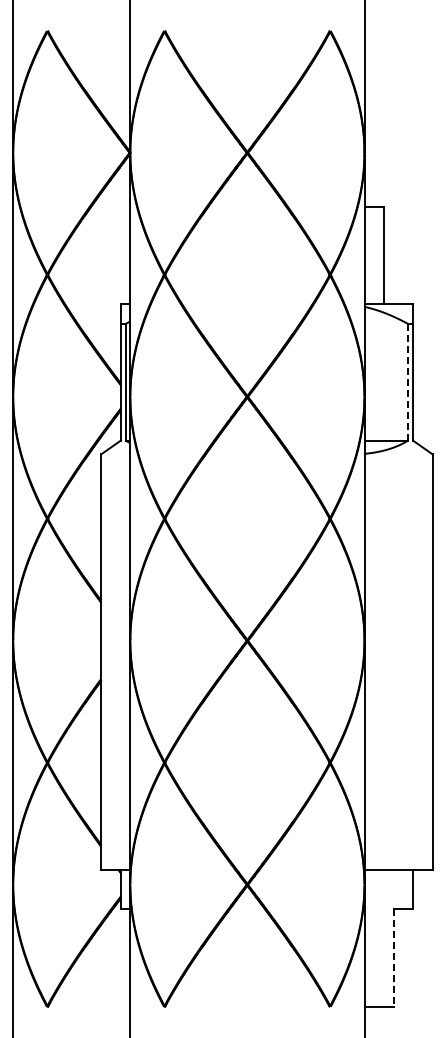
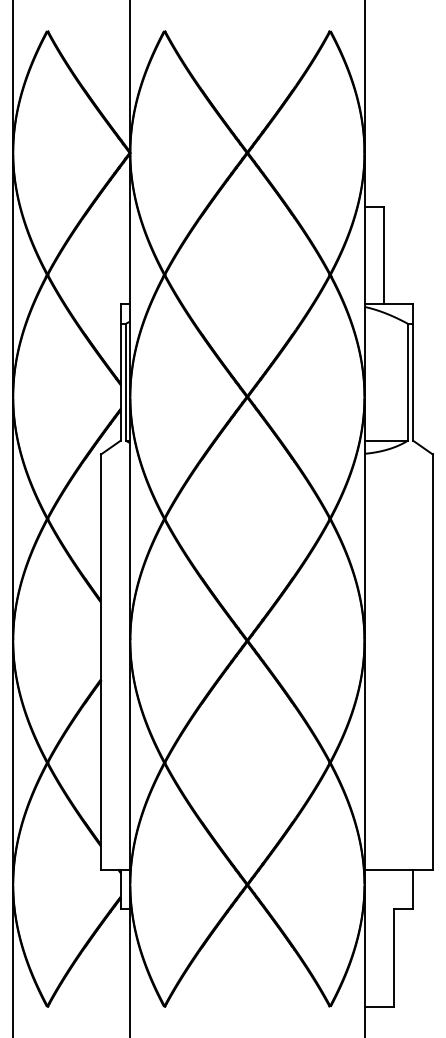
line: dashed -> solid (407, 382)
line: dashed -> solid (393, 958)
